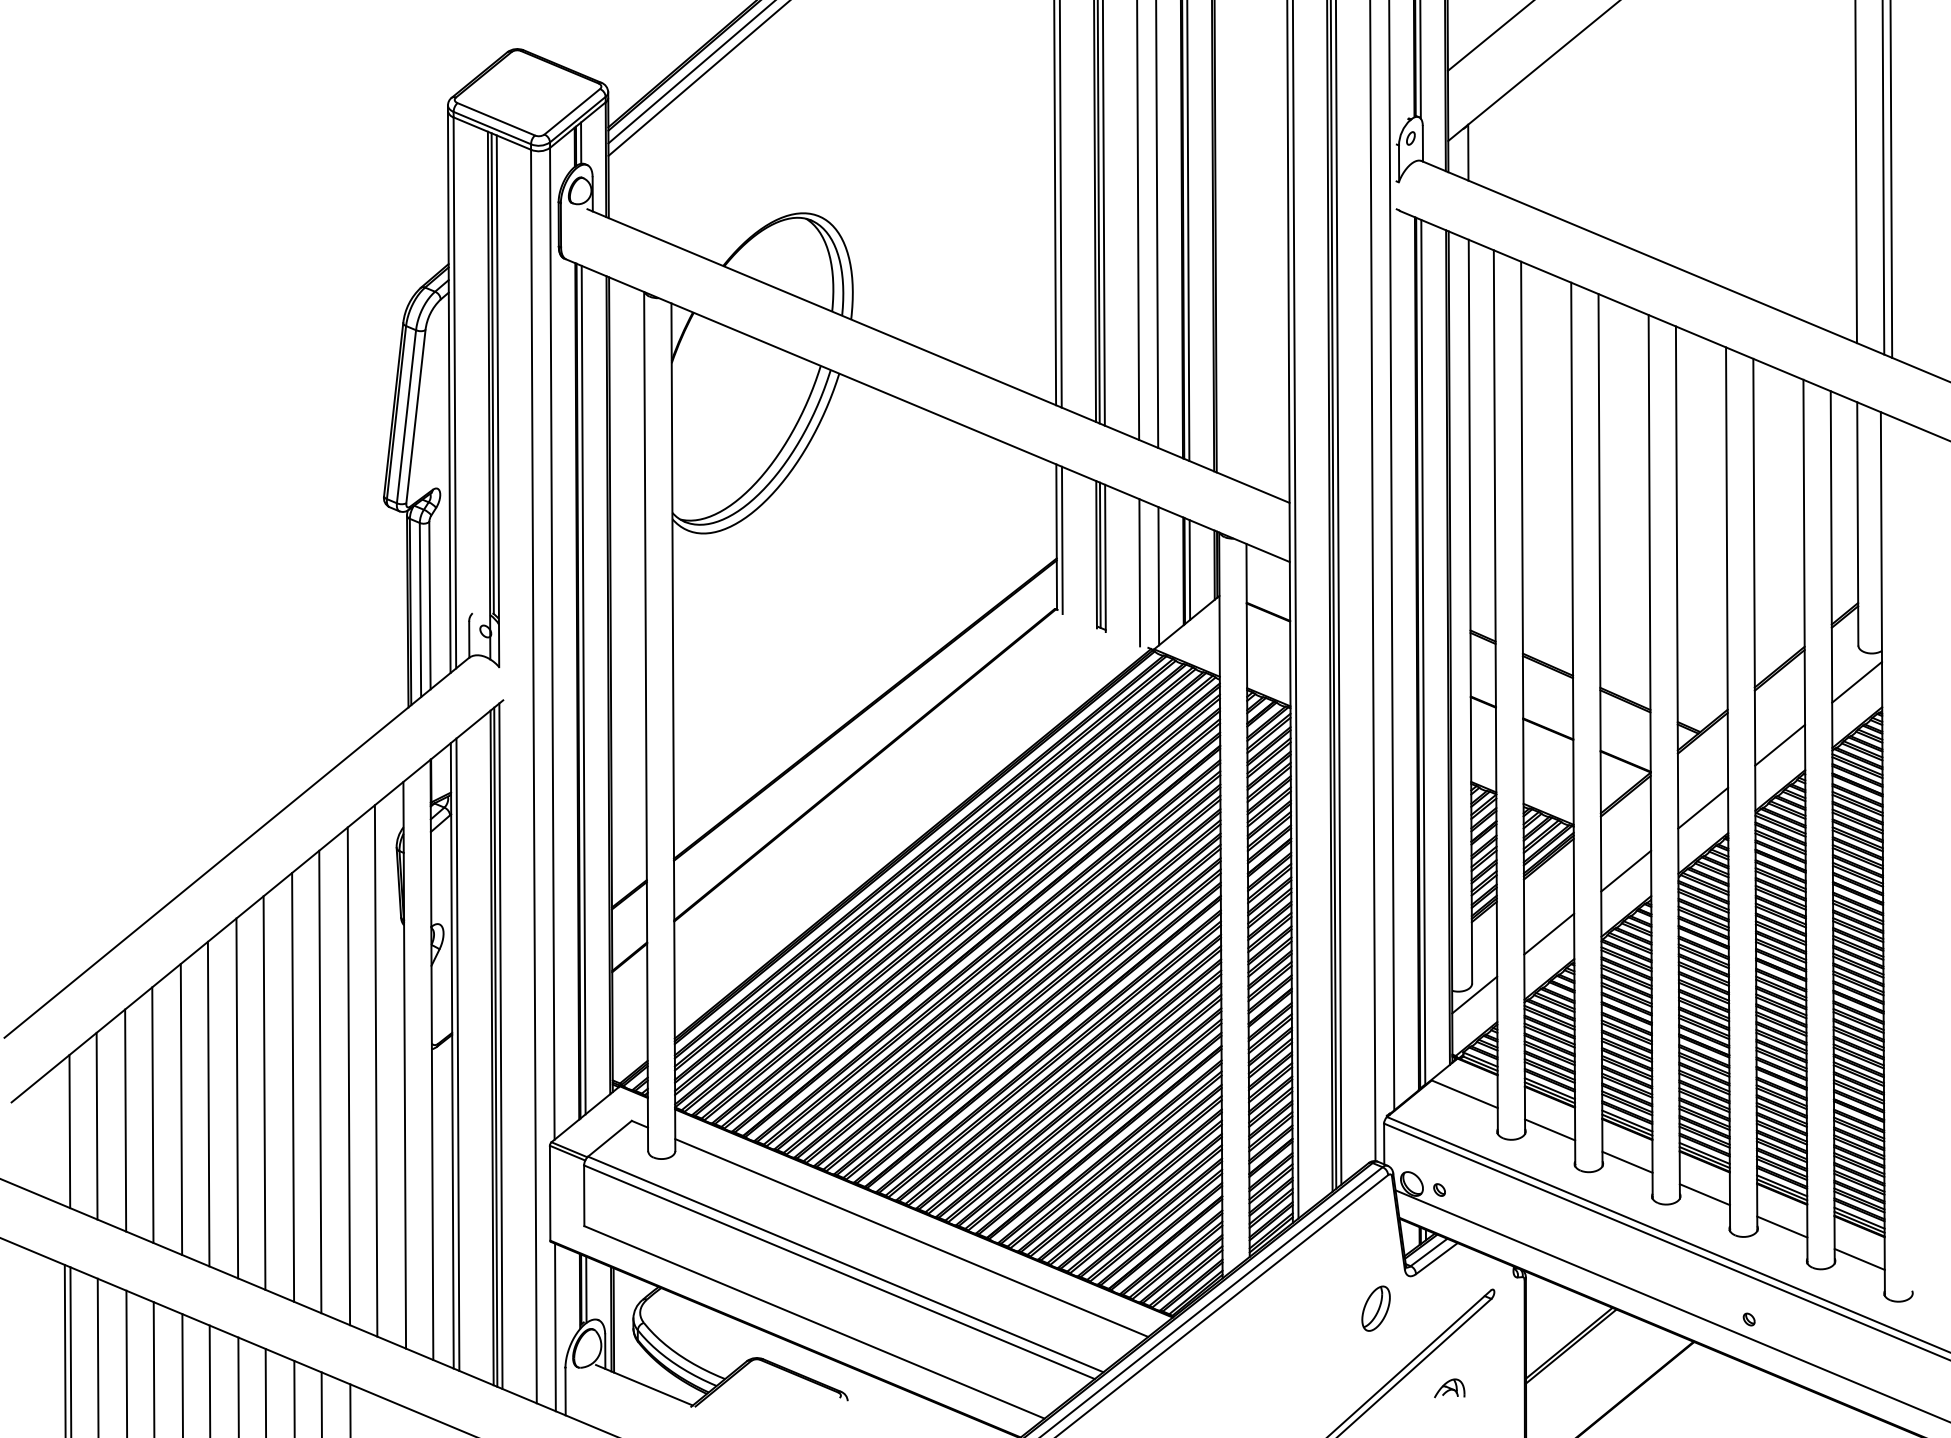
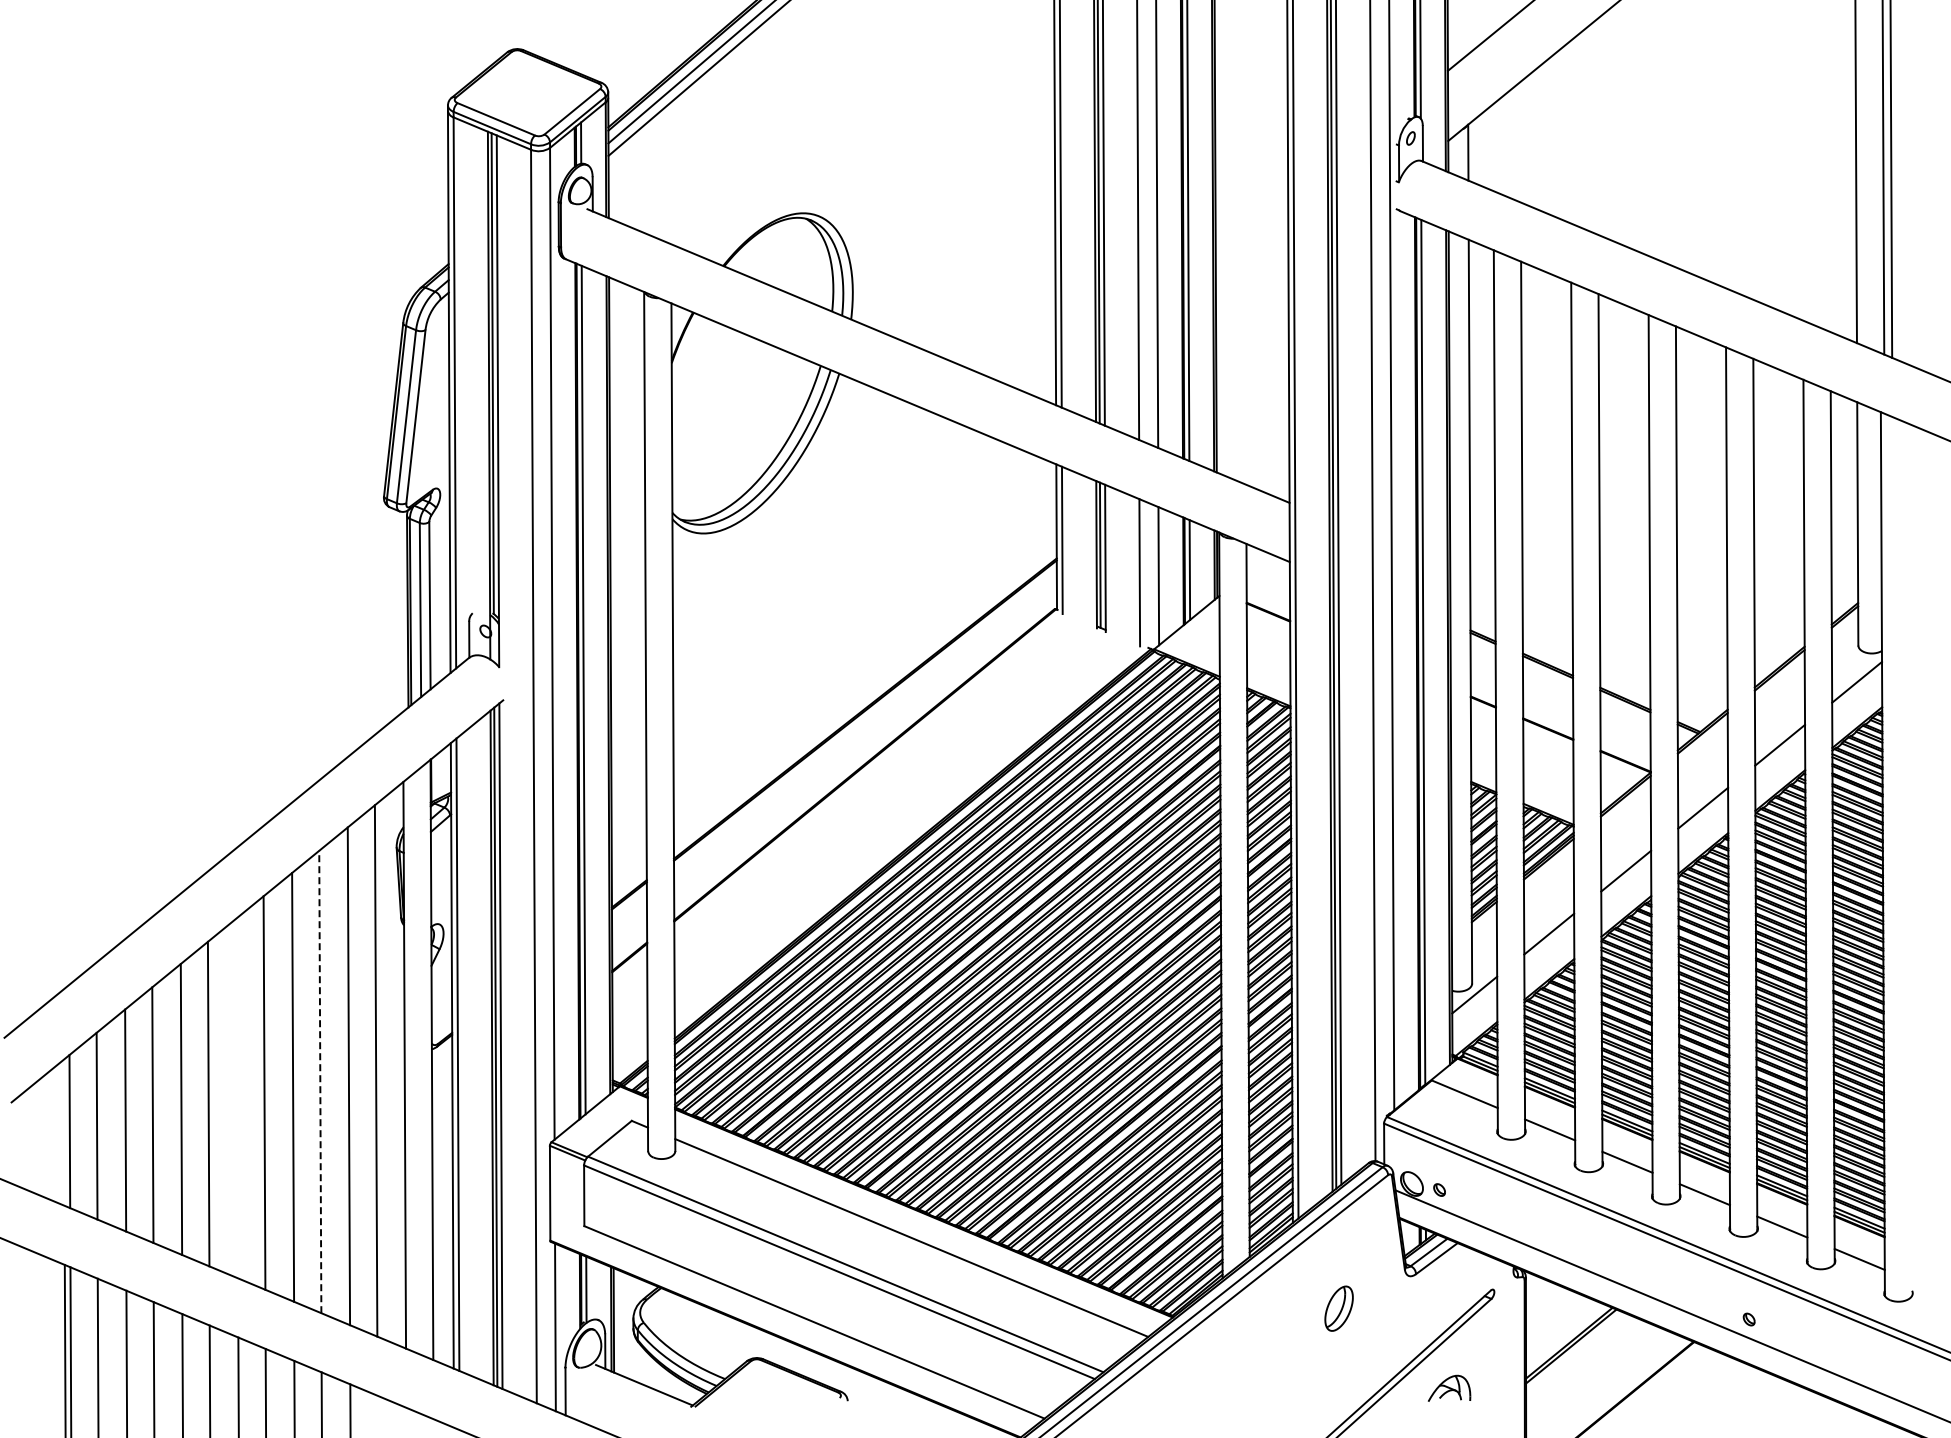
line: solid -> dashed (320, 1081)
line: present -> none (237, 1098)
part position: (1375, 1308) -> (1338, 1308) (1338, 1308)
part size: 32x21 px -> 45x28 px (1449, 1387)
